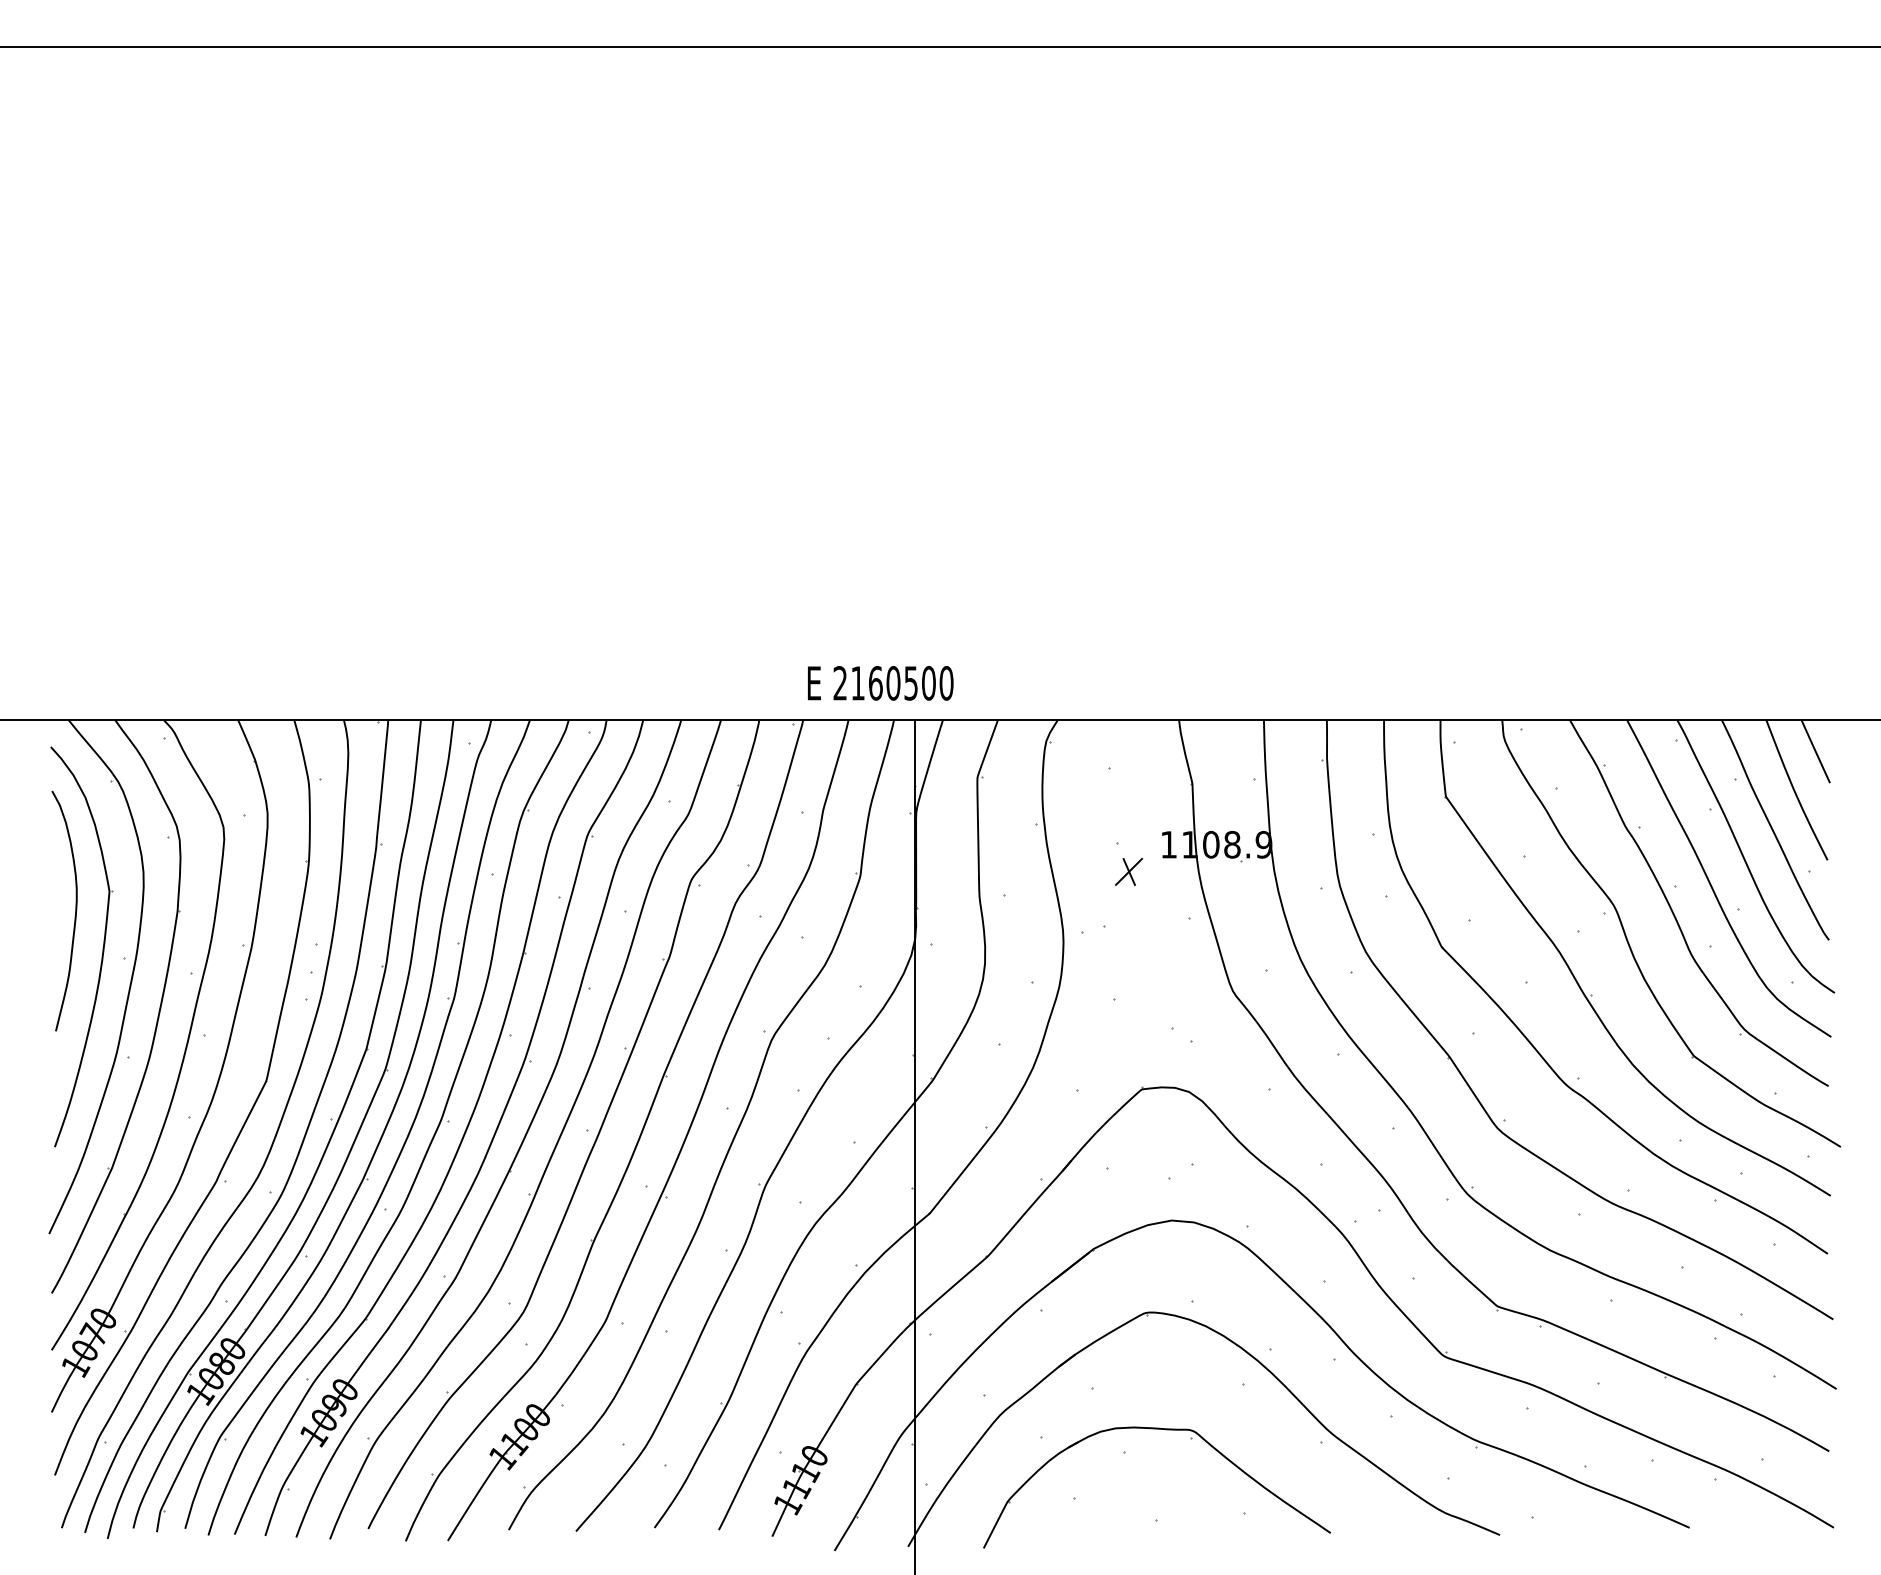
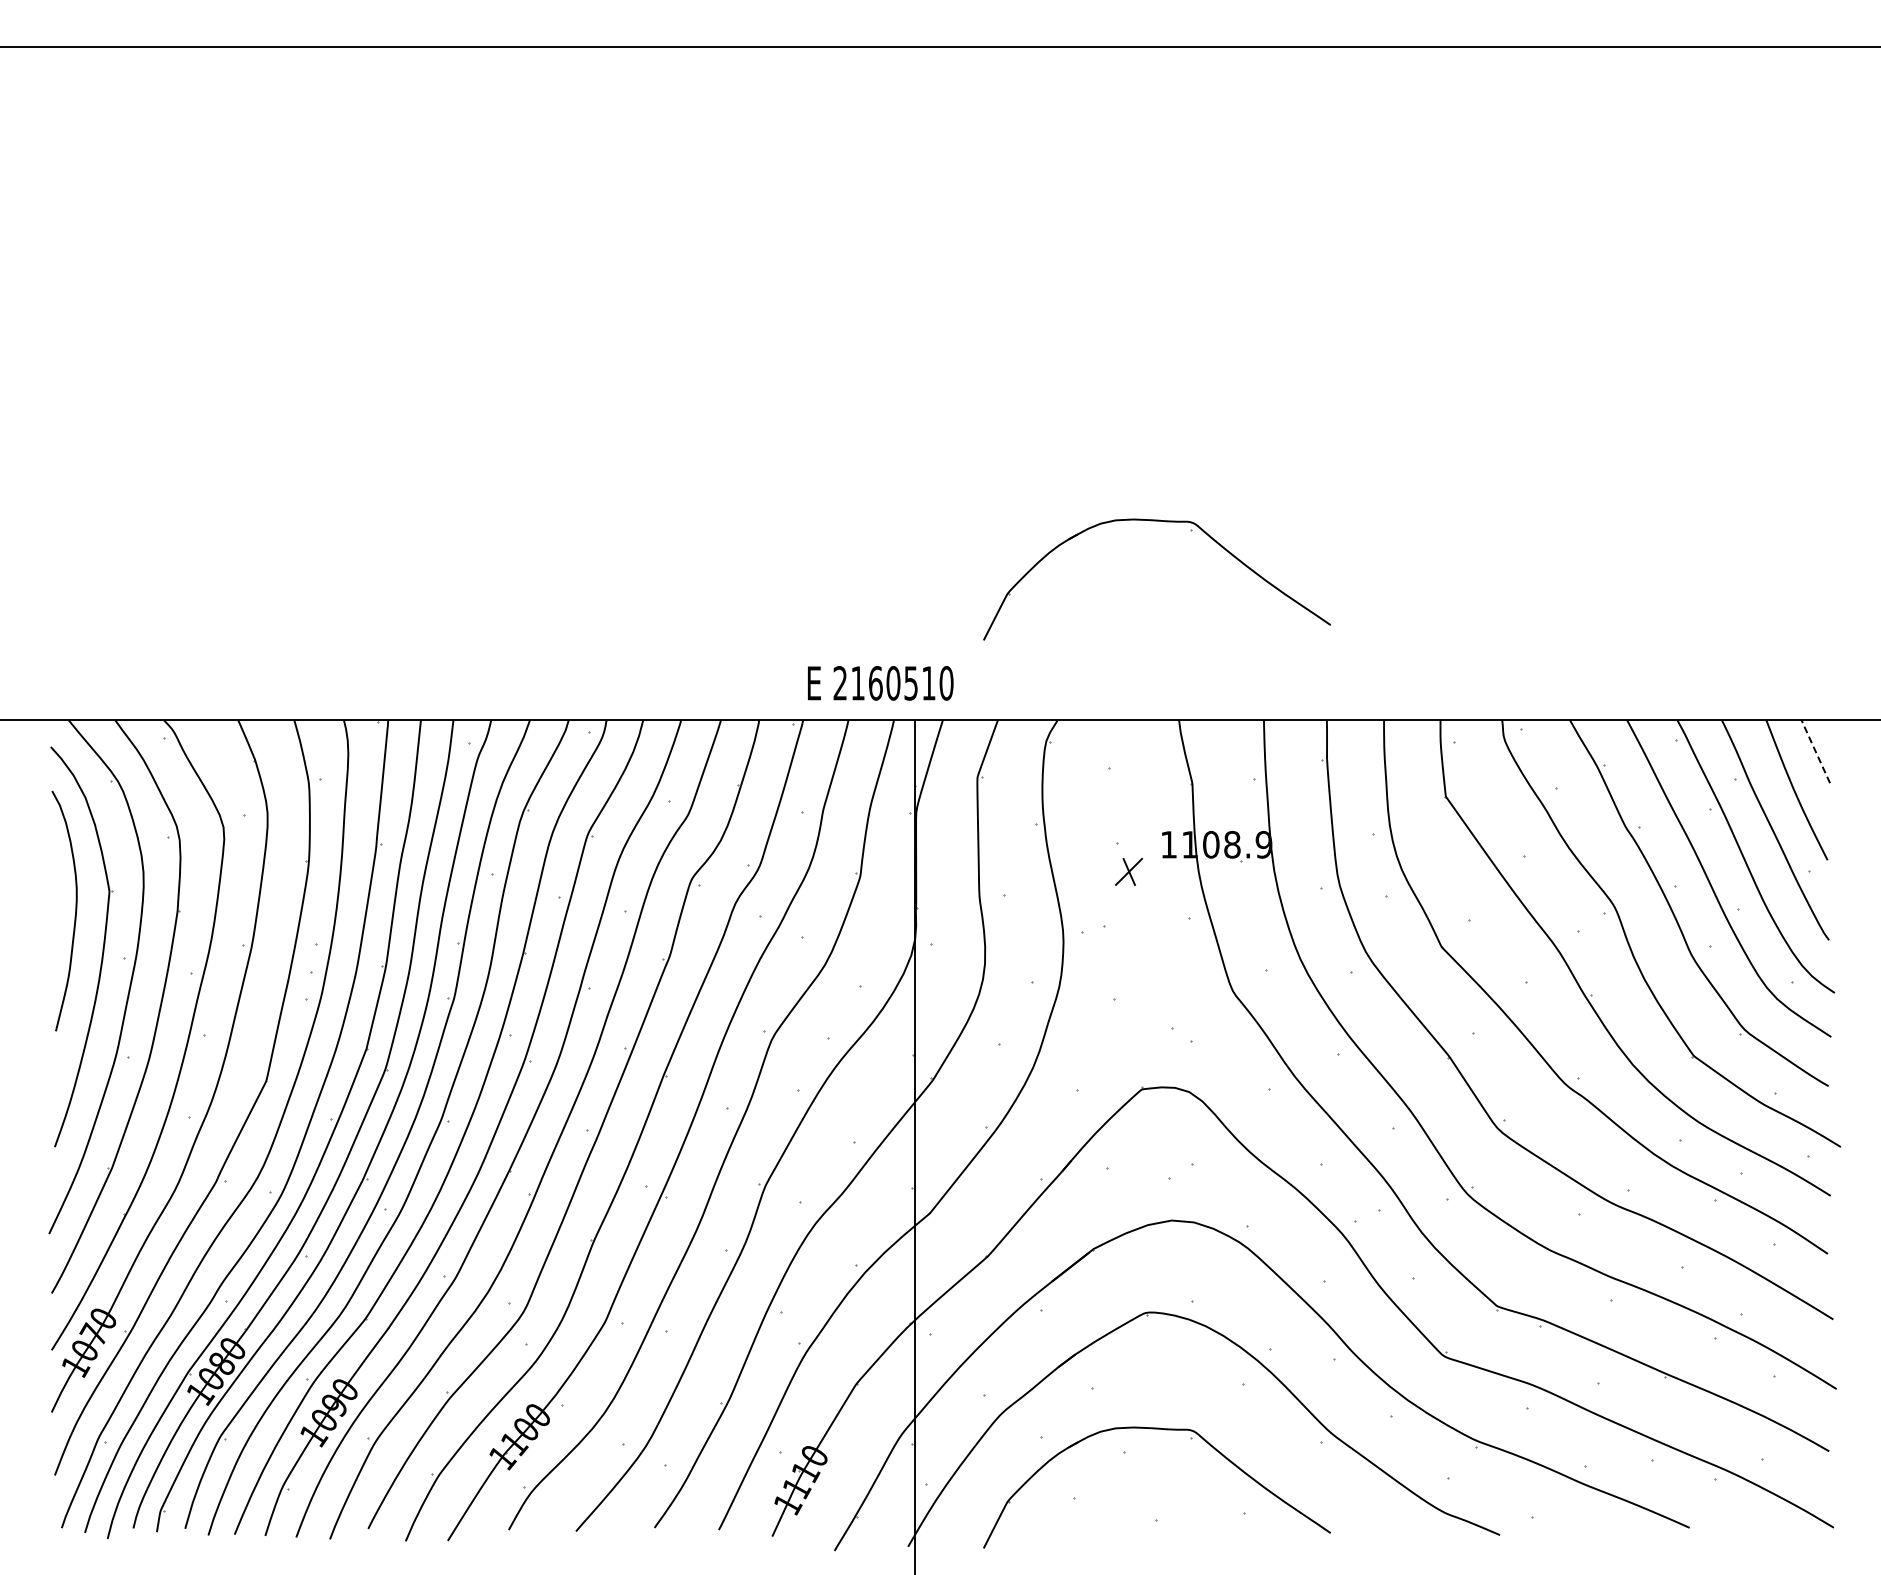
part: none -> present (1165, 522)
text: 2160500 -> 2160510 (928, 683)
line: solid -> dashed (1815, 750)
